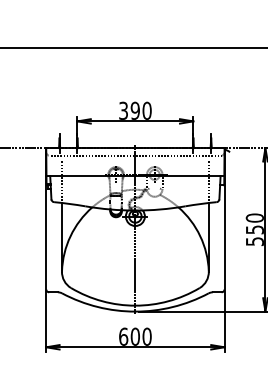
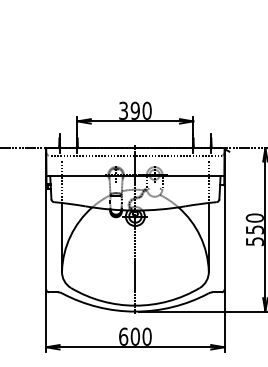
line: present -> none (133, 48)
